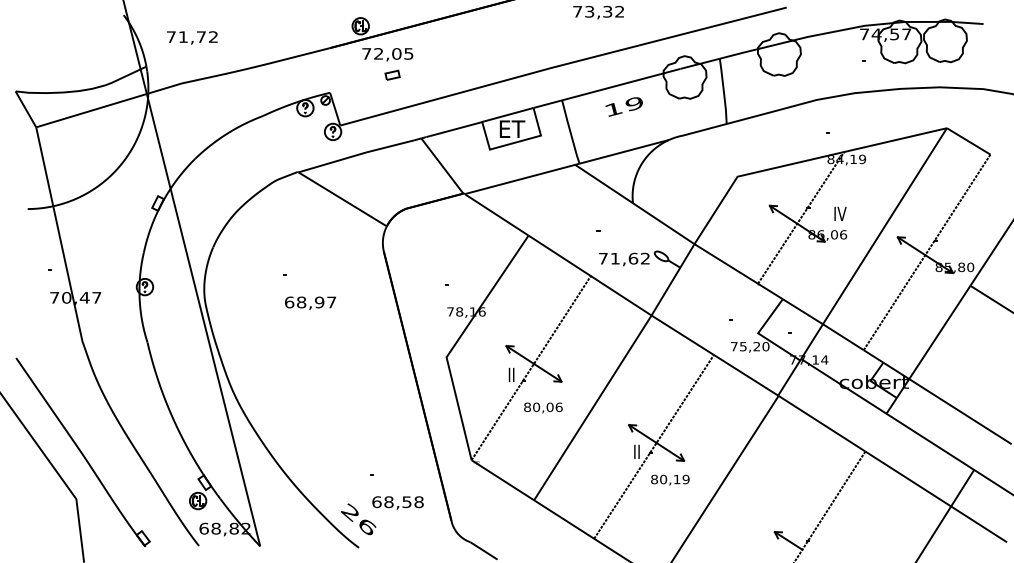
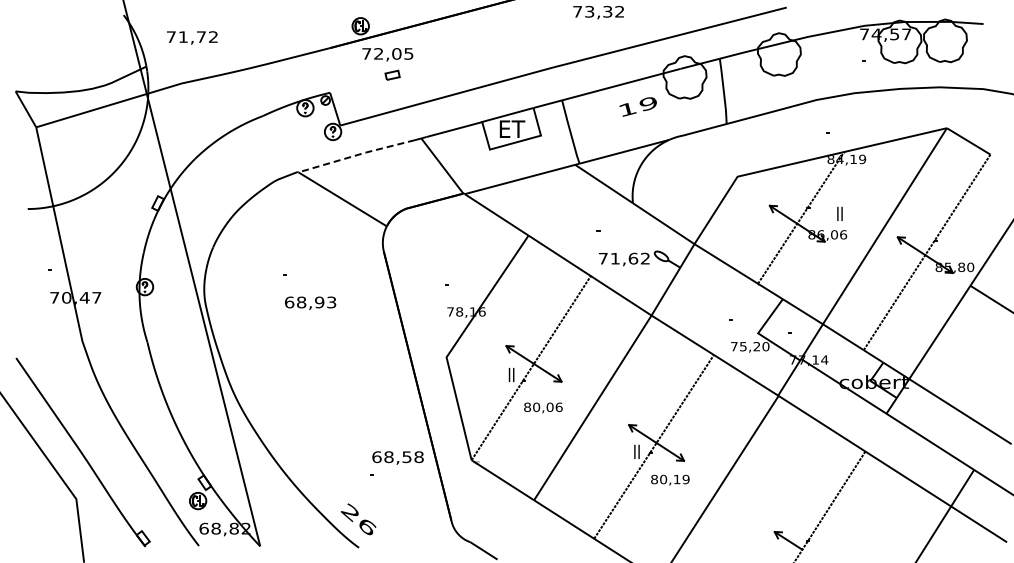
text position: (623, 106) -> (637, 106) (637, 106)
line: solid -> dashed (356, 155)
text: IV -> II (840, 213)
text: 68,97 -> 68,93 (331, 302)
text position: (397, 502) -> (397, 457) (397, 457)
